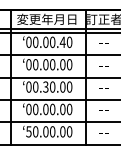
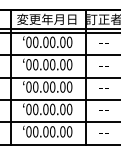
text: 00.00.40 -> 00.00.00 (62, 42)
text: 00.30.00 -> 00.00.00 (45, 86)
text: 50.00.00 -> 00.00.00 (28, 131)
